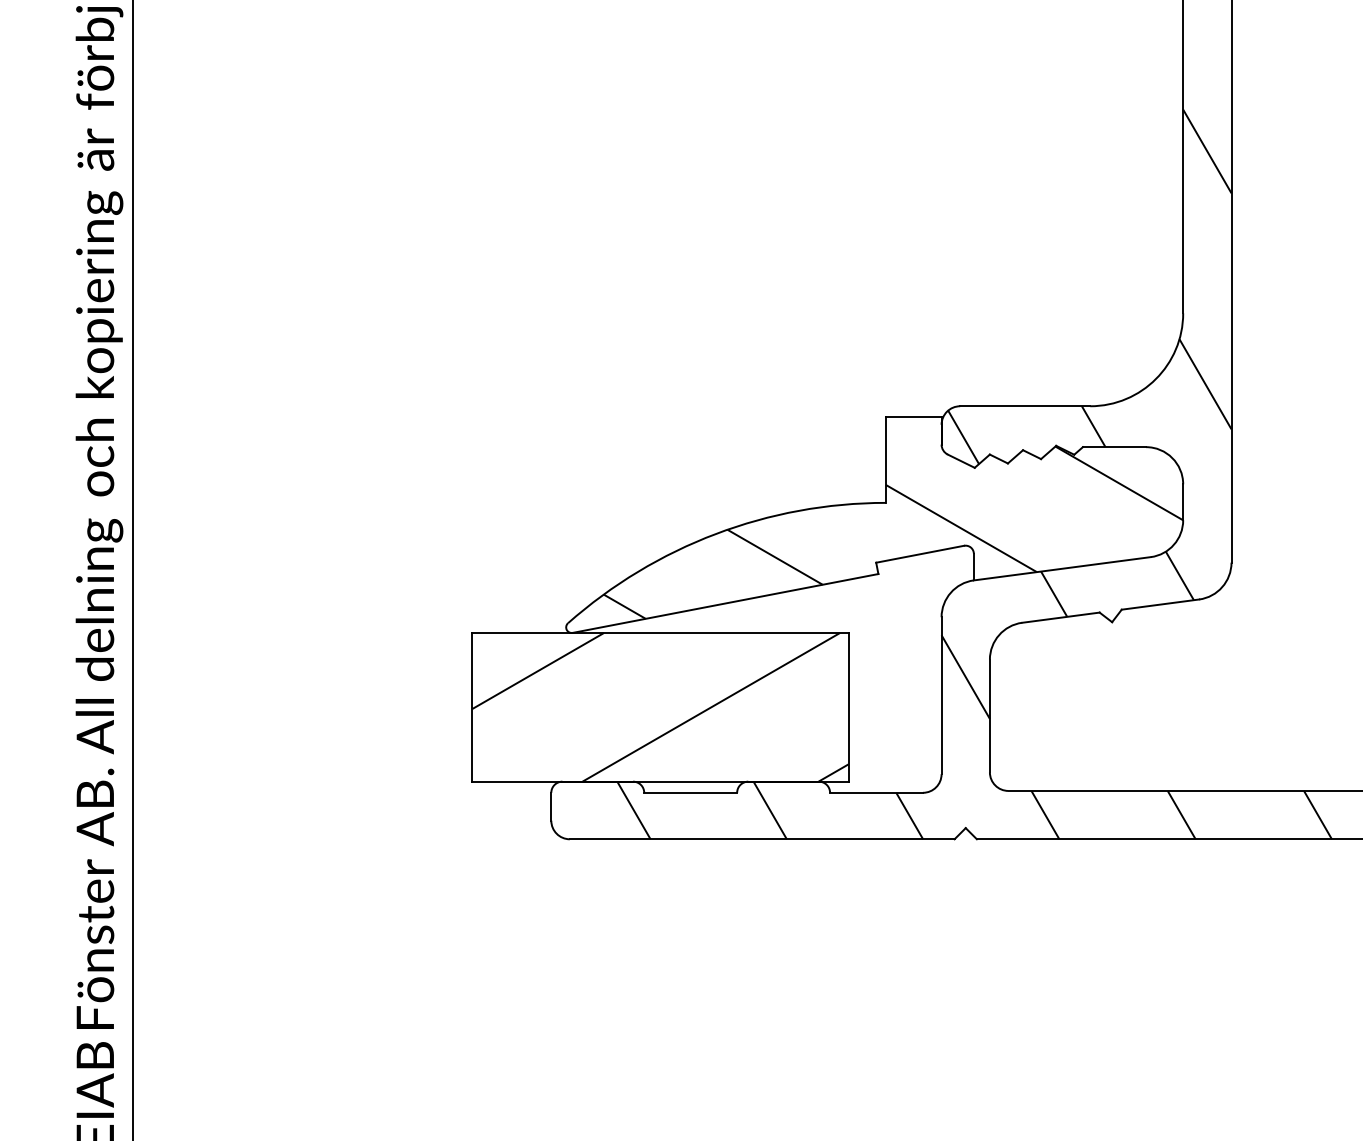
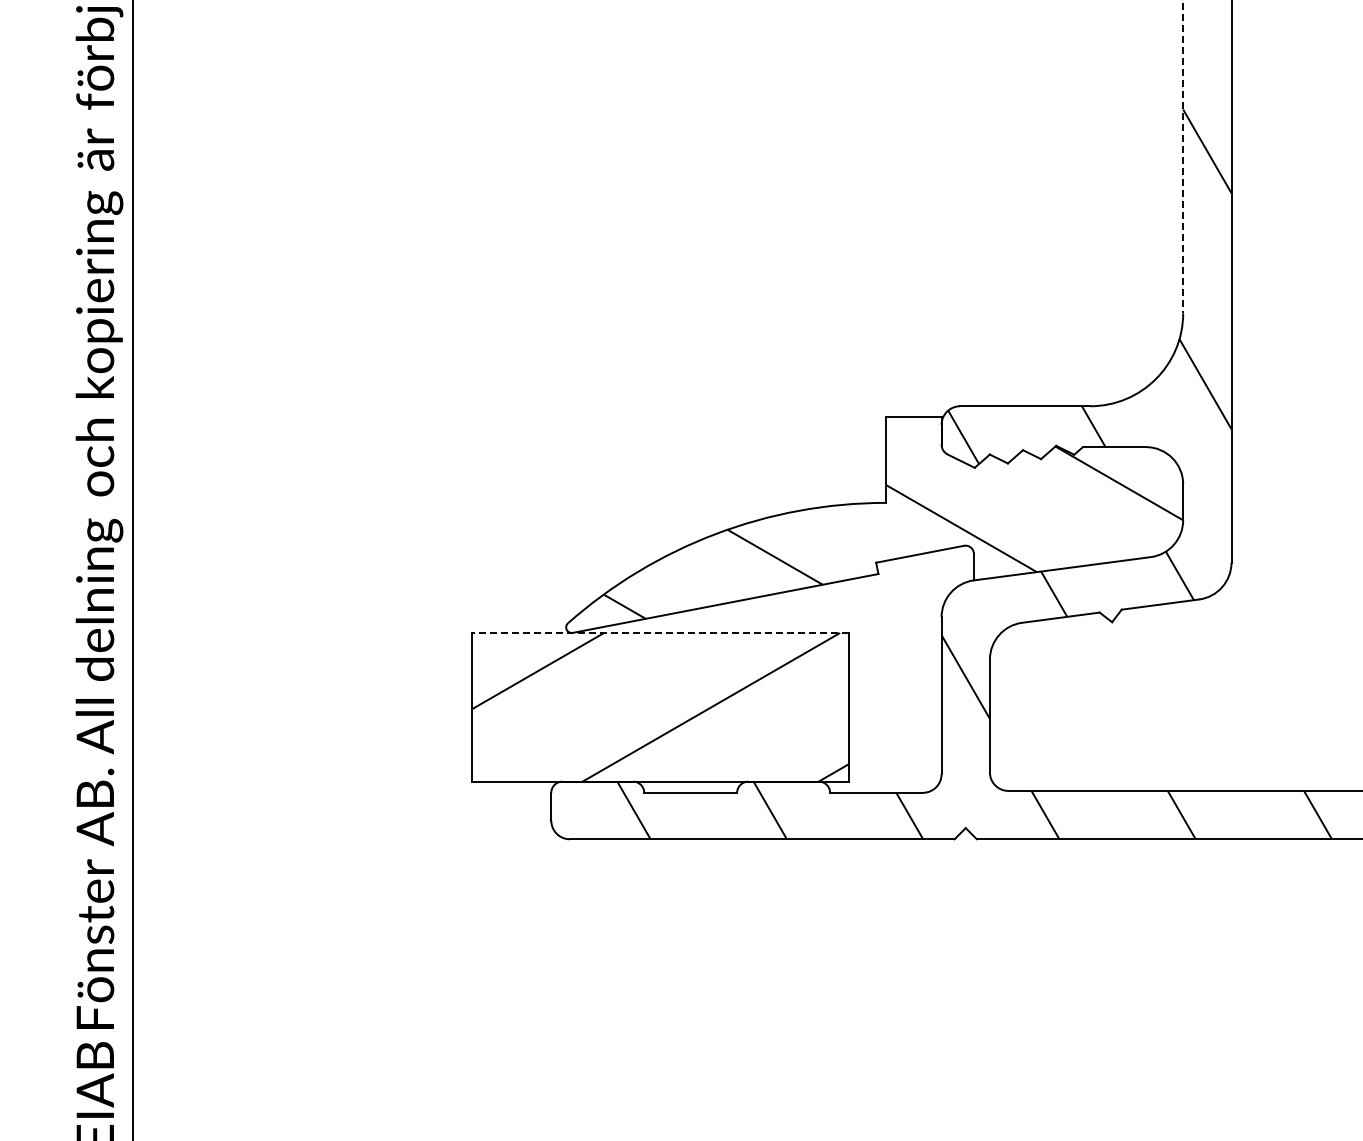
line: solid -> dashed (1183, 157)
line: solid -> dashed (660, 632)
